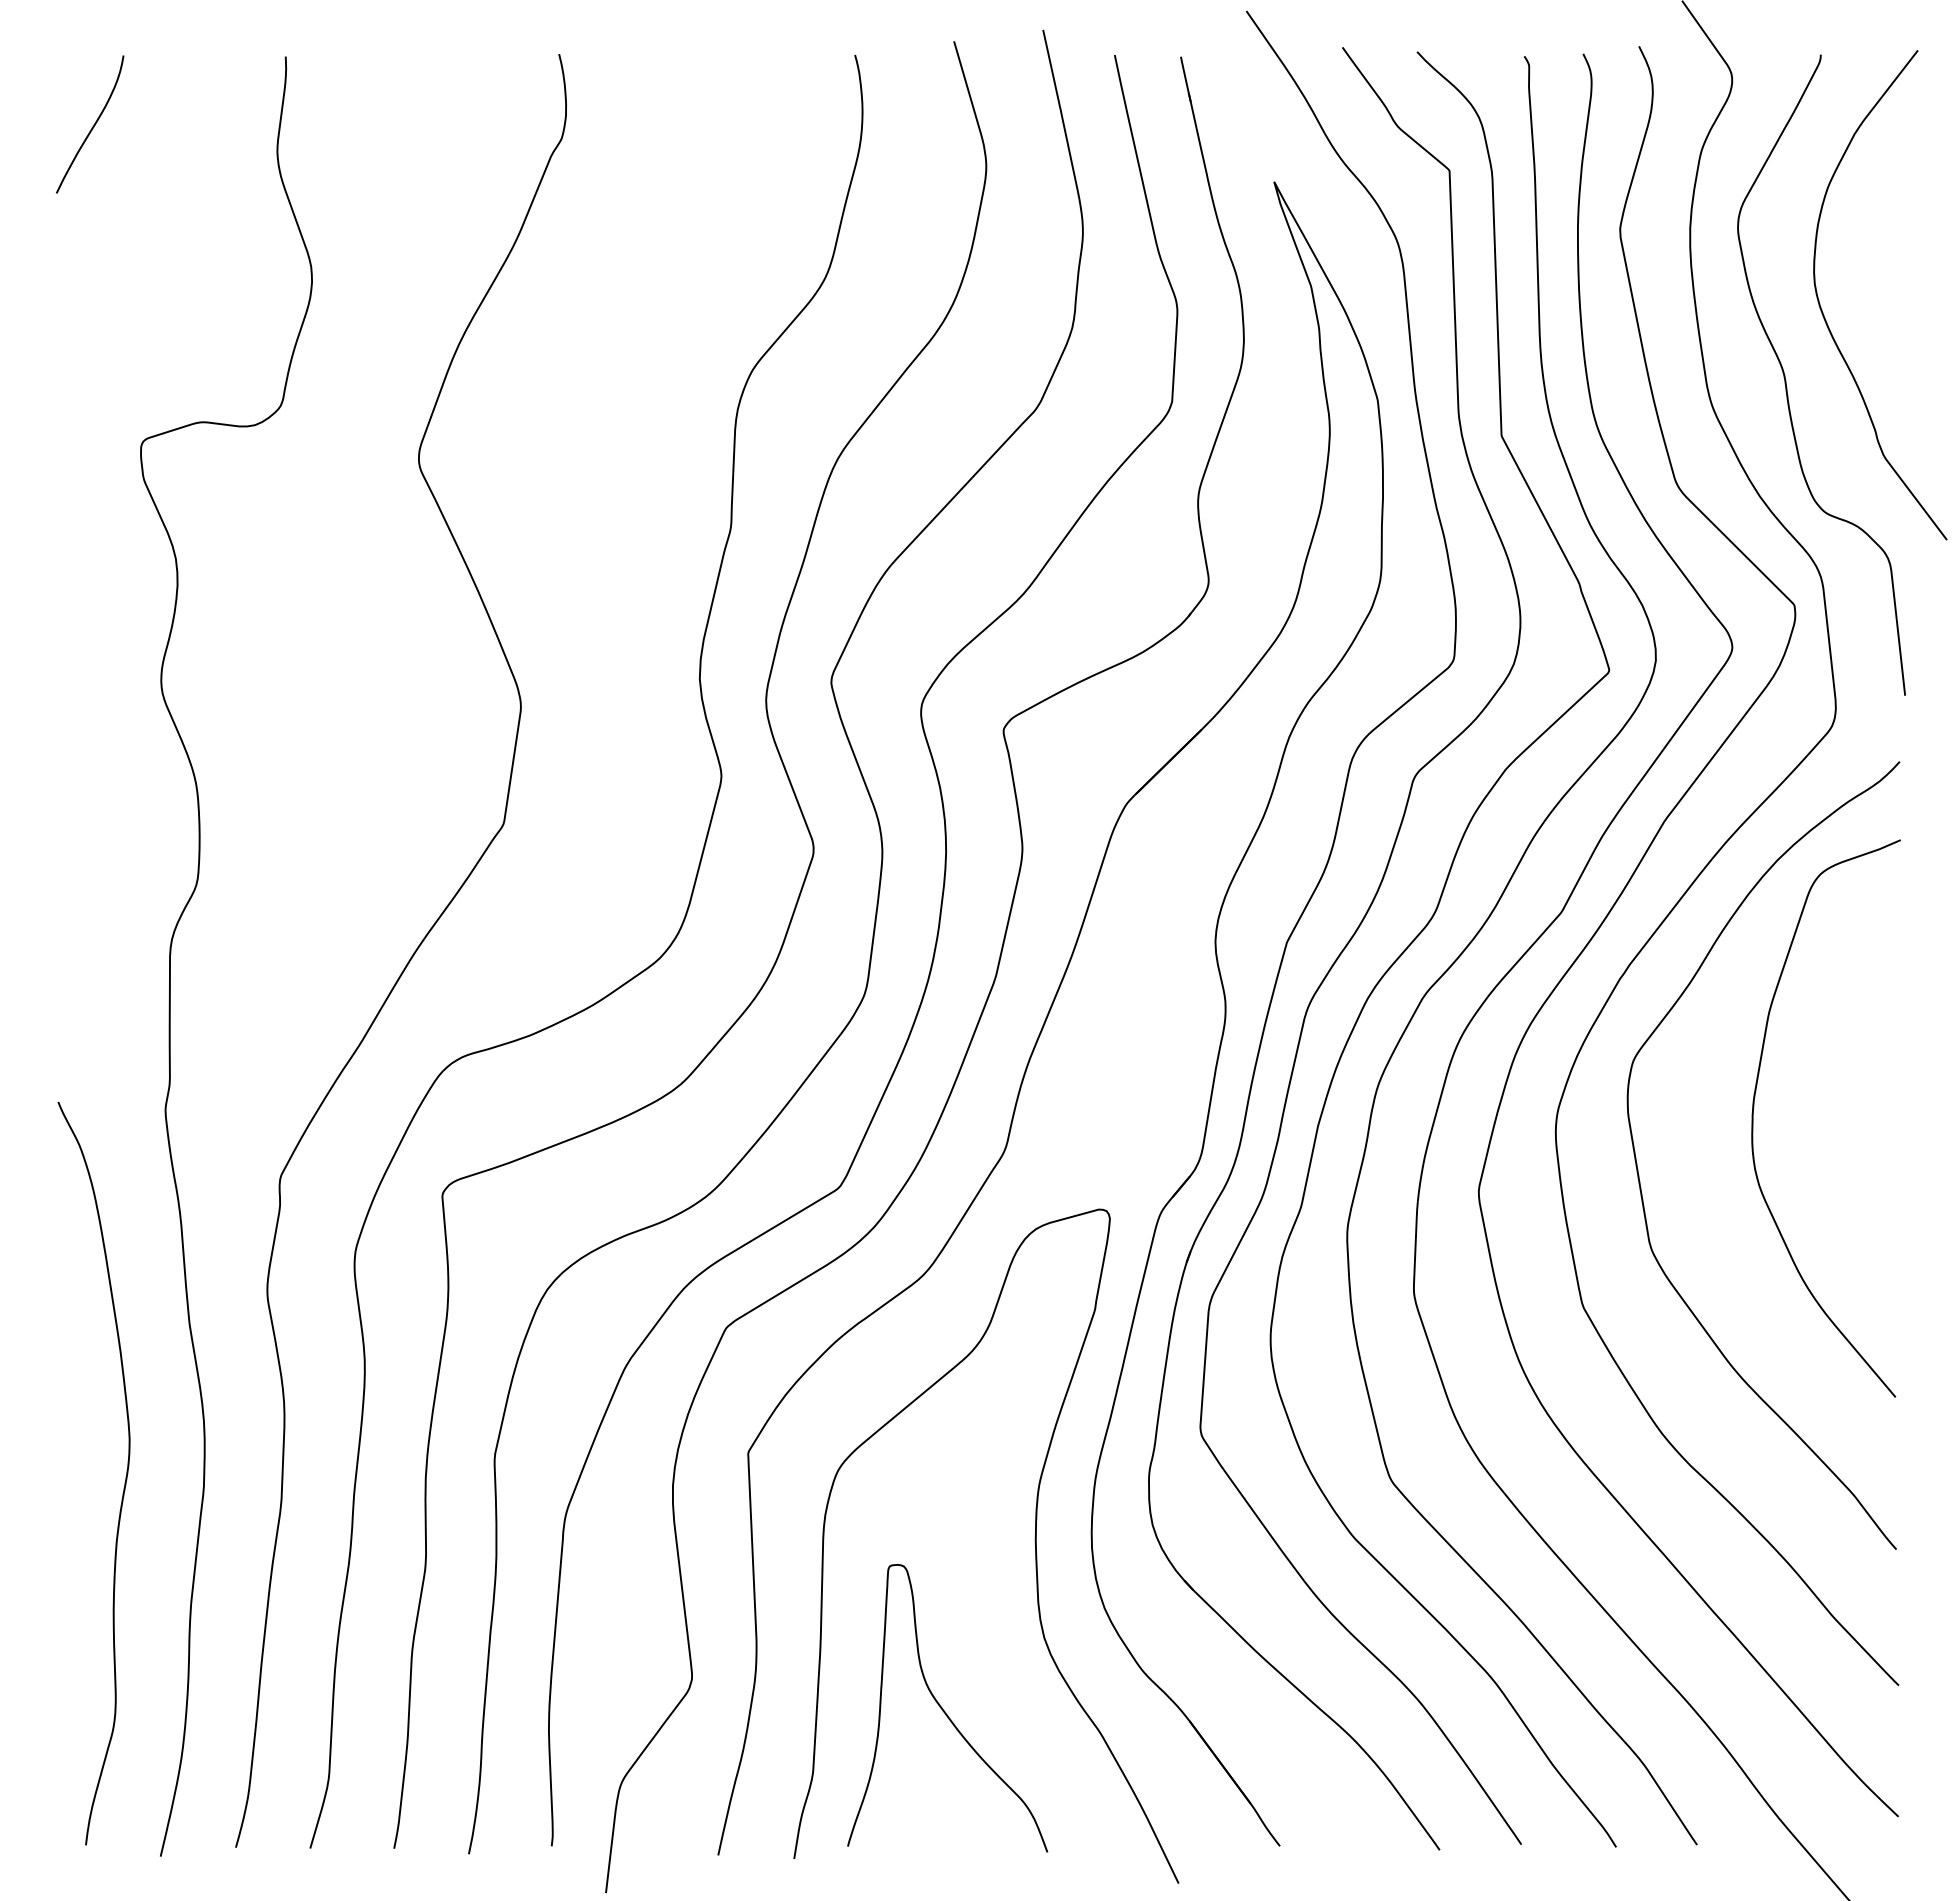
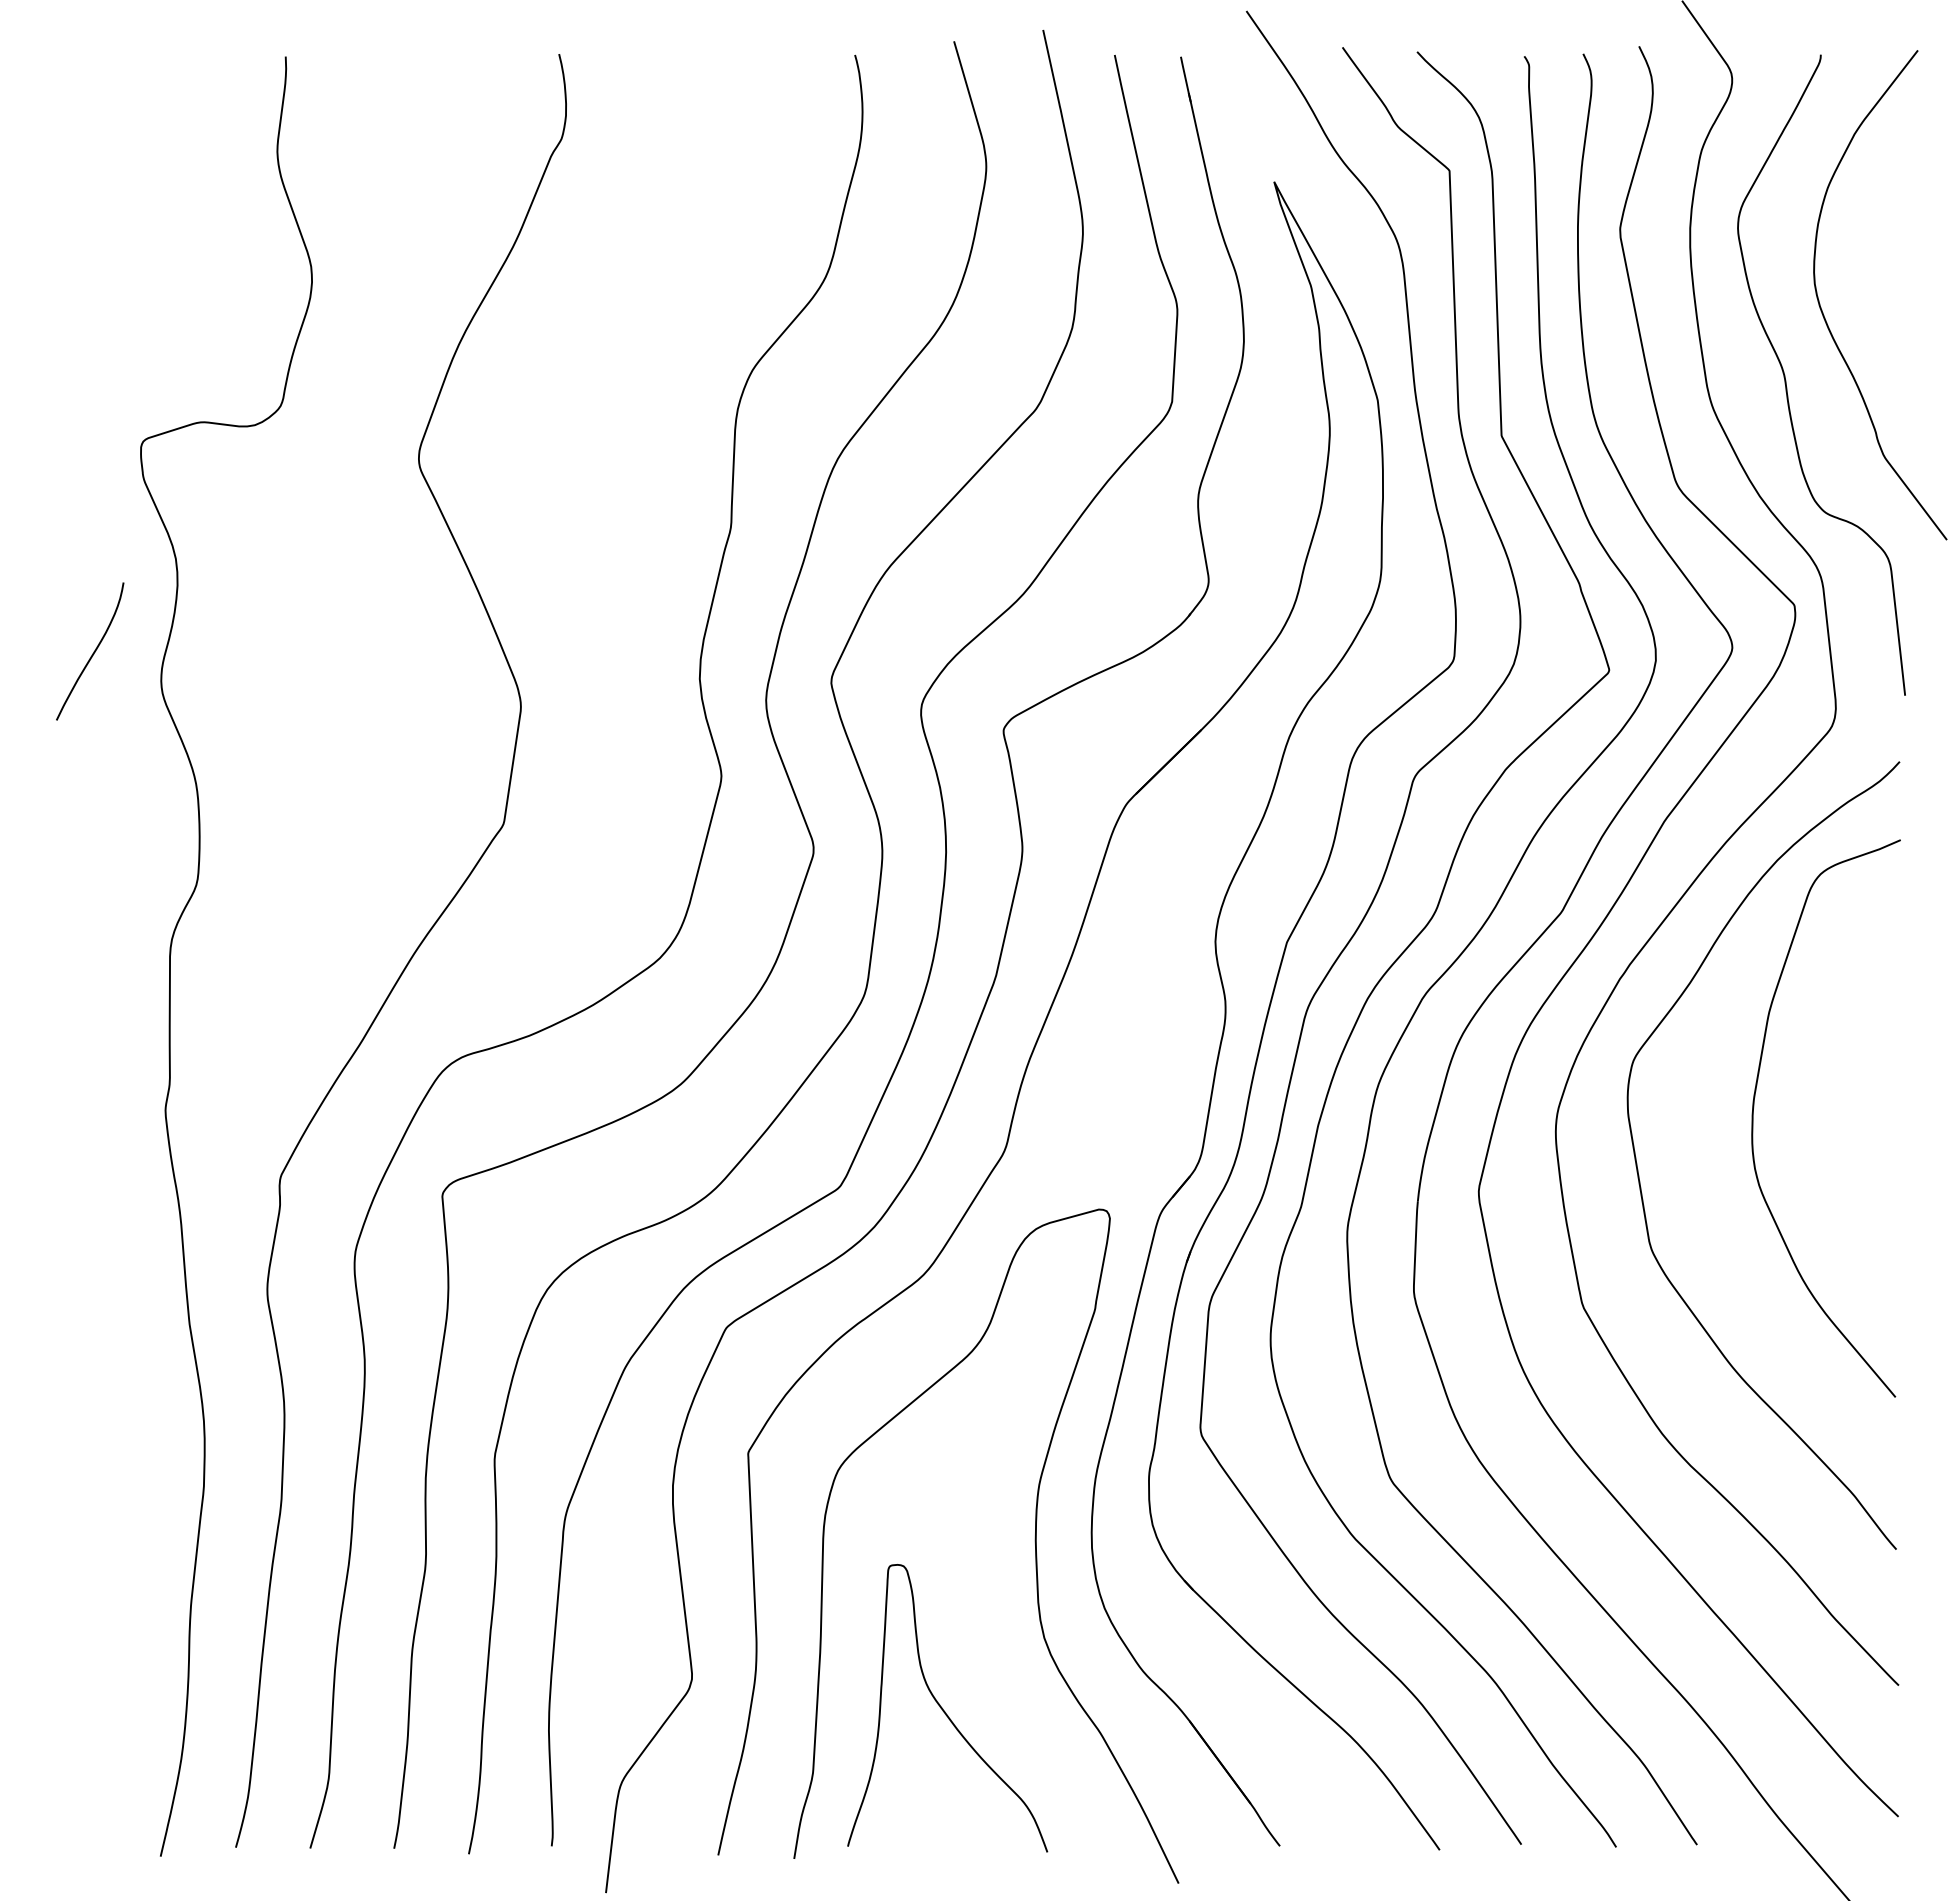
curve position: (92, 126) -> (92, 653) (92, 653)
curve: present -> none (125, 1476)
